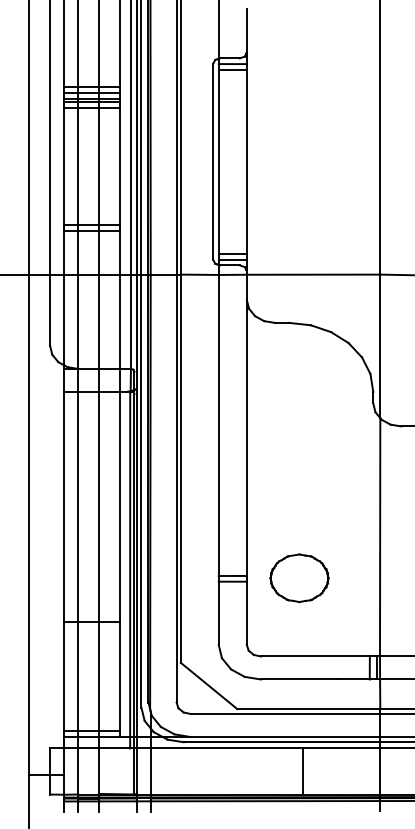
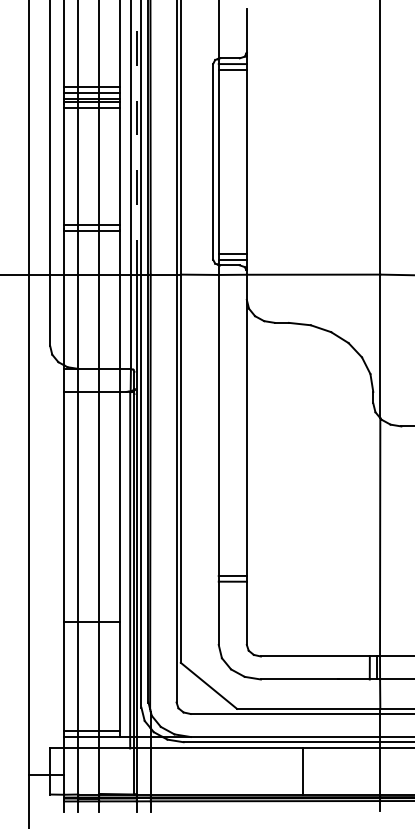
line: solid -> dashed (136, 137)
part: present -> none (299, 577)
